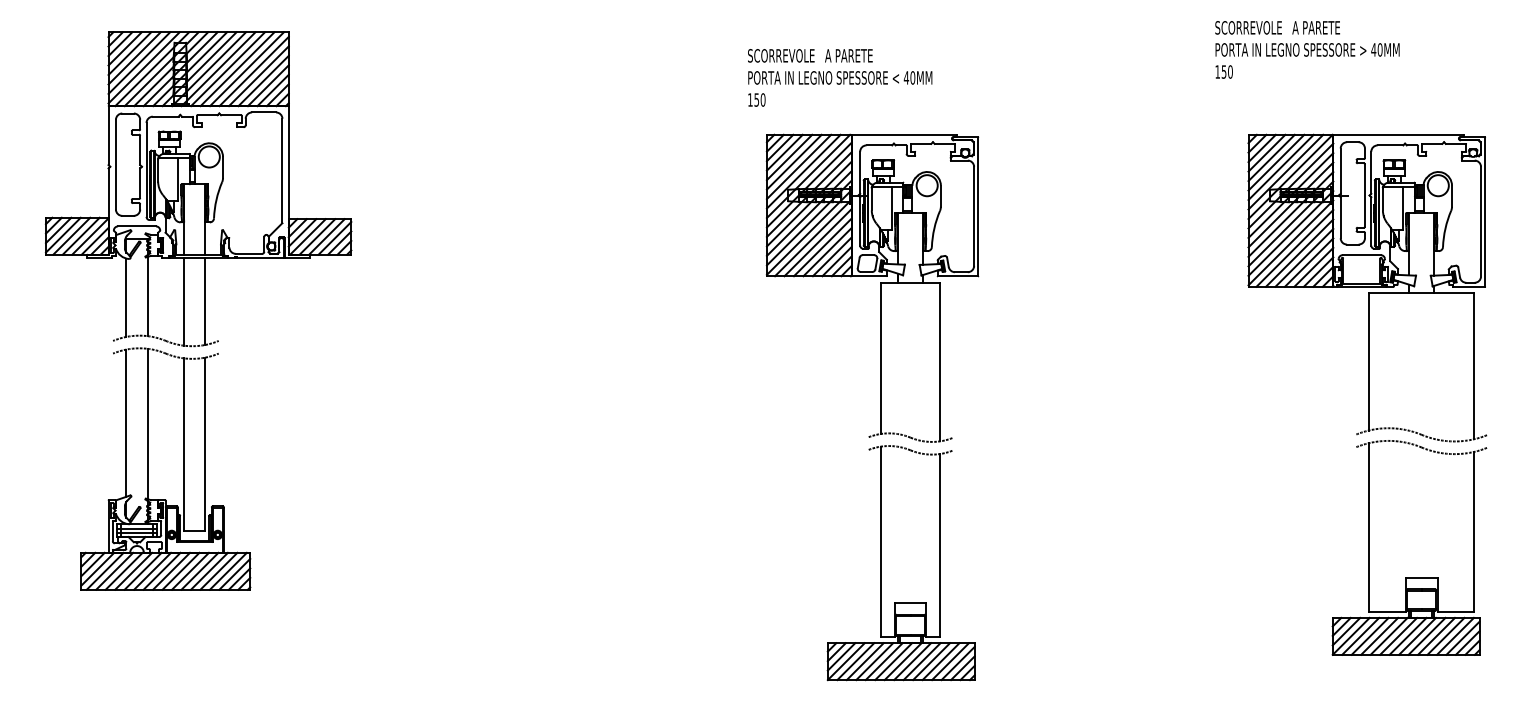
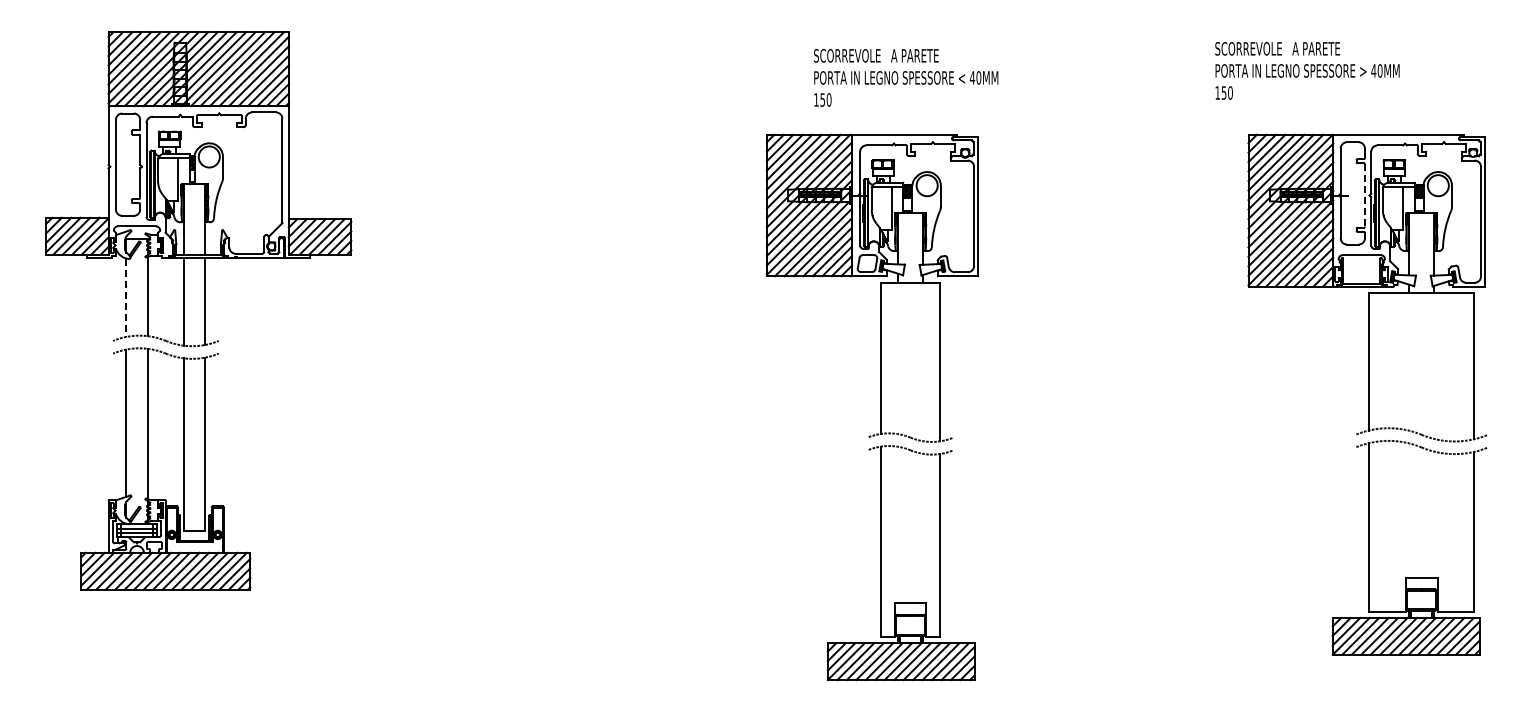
text position: (1307, 49) -> (1307, 70) (1307, 70)
text position: (840, 77) -> (906, 77) (906, 77)
line: solid -> dashed (1364, 196)
line: solid -> dashed (126, 298)
